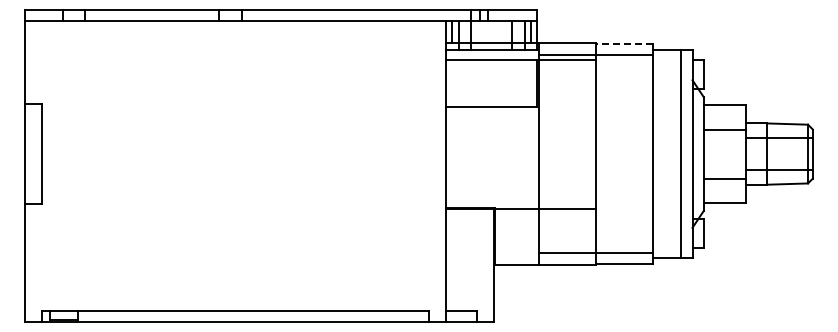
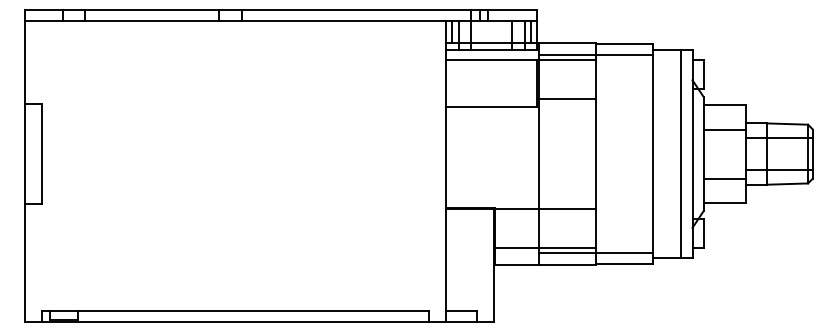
line: dashed -> solid (623, 43)
line: none -> present (566, 98)
line: none -> present (545, 247)
